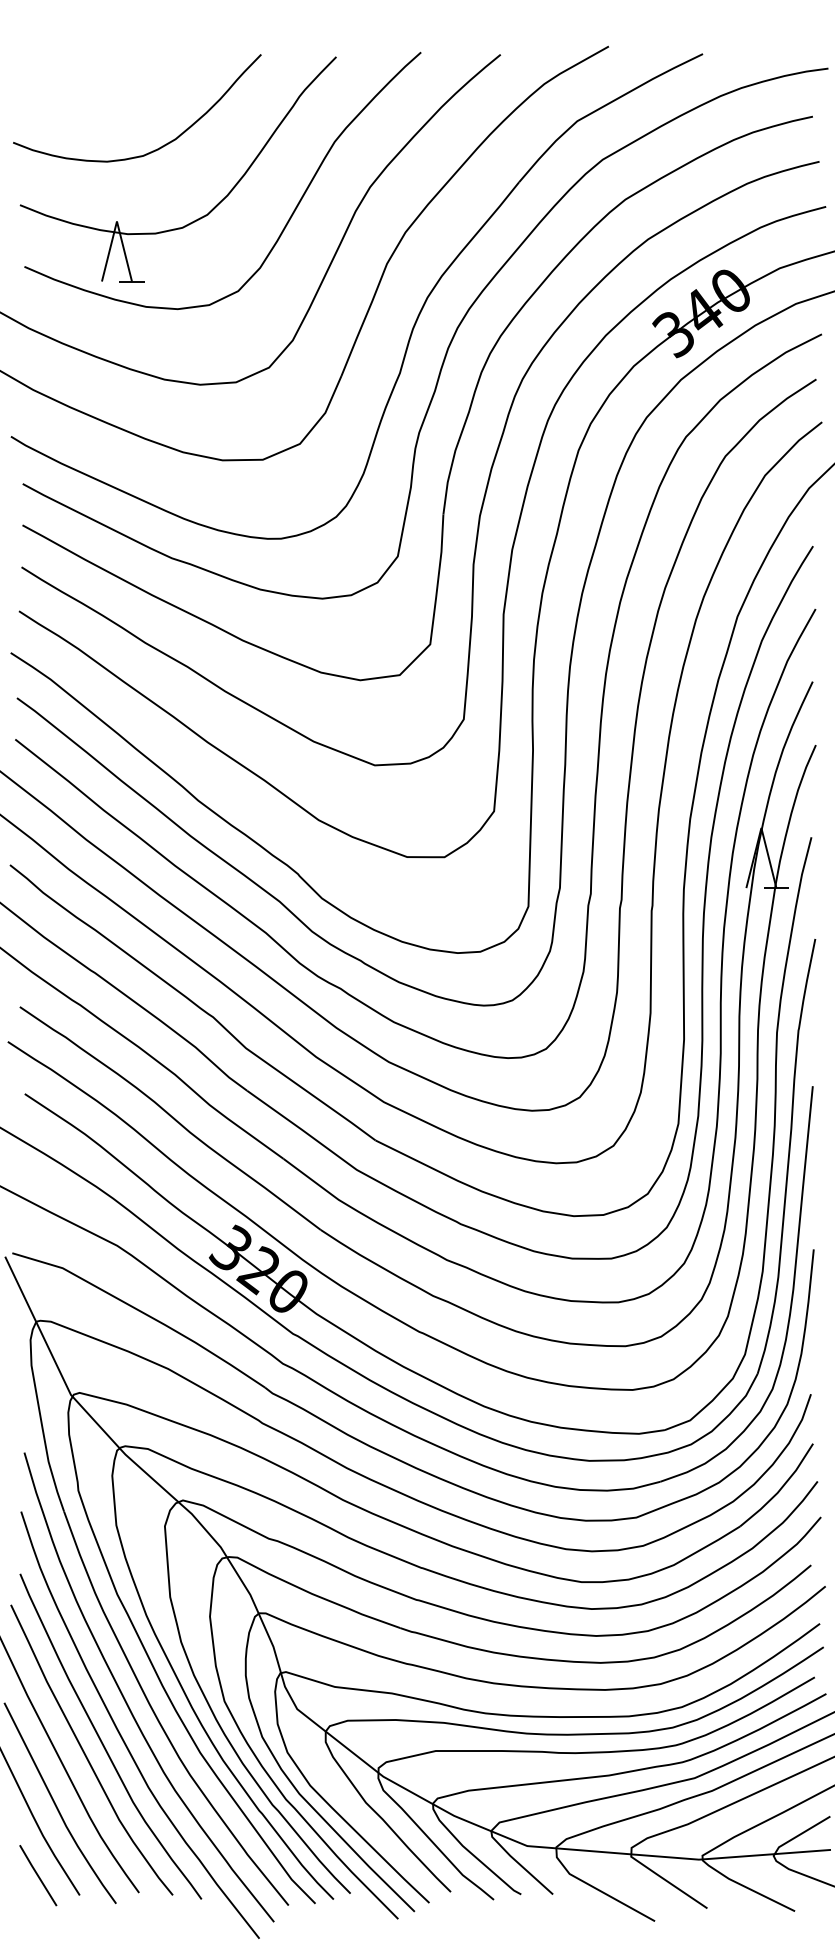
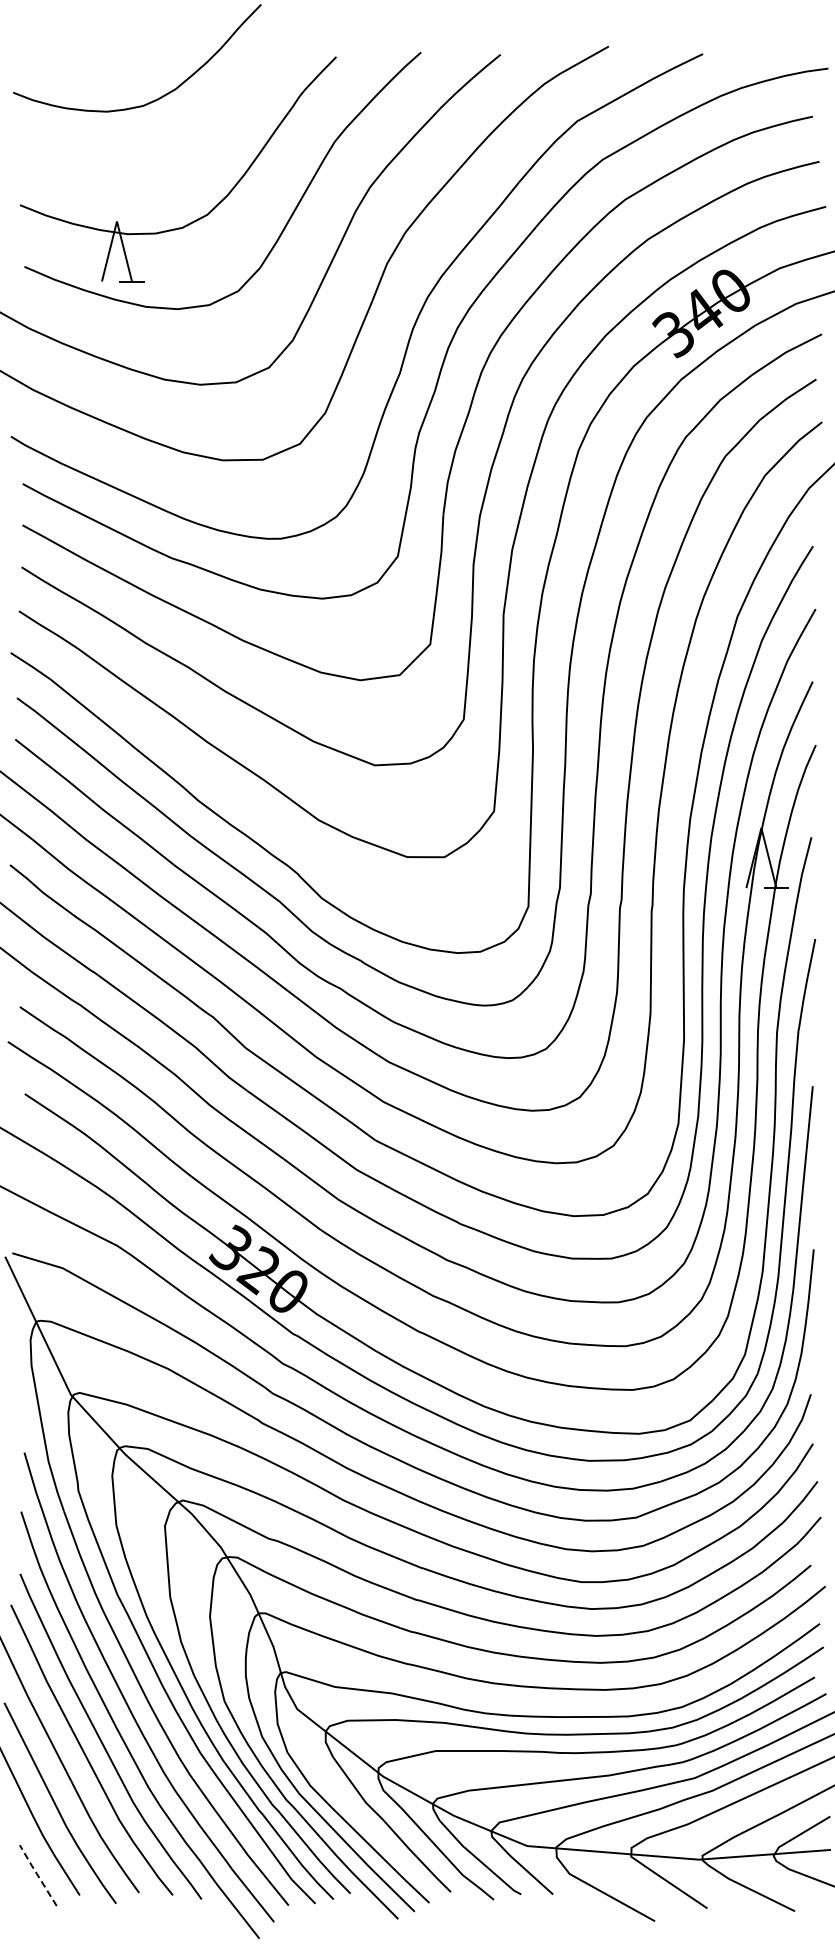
curve position: (160, 146) -> (160, 96) (160, 96)
line: solid -> dashed (37, 1875)
